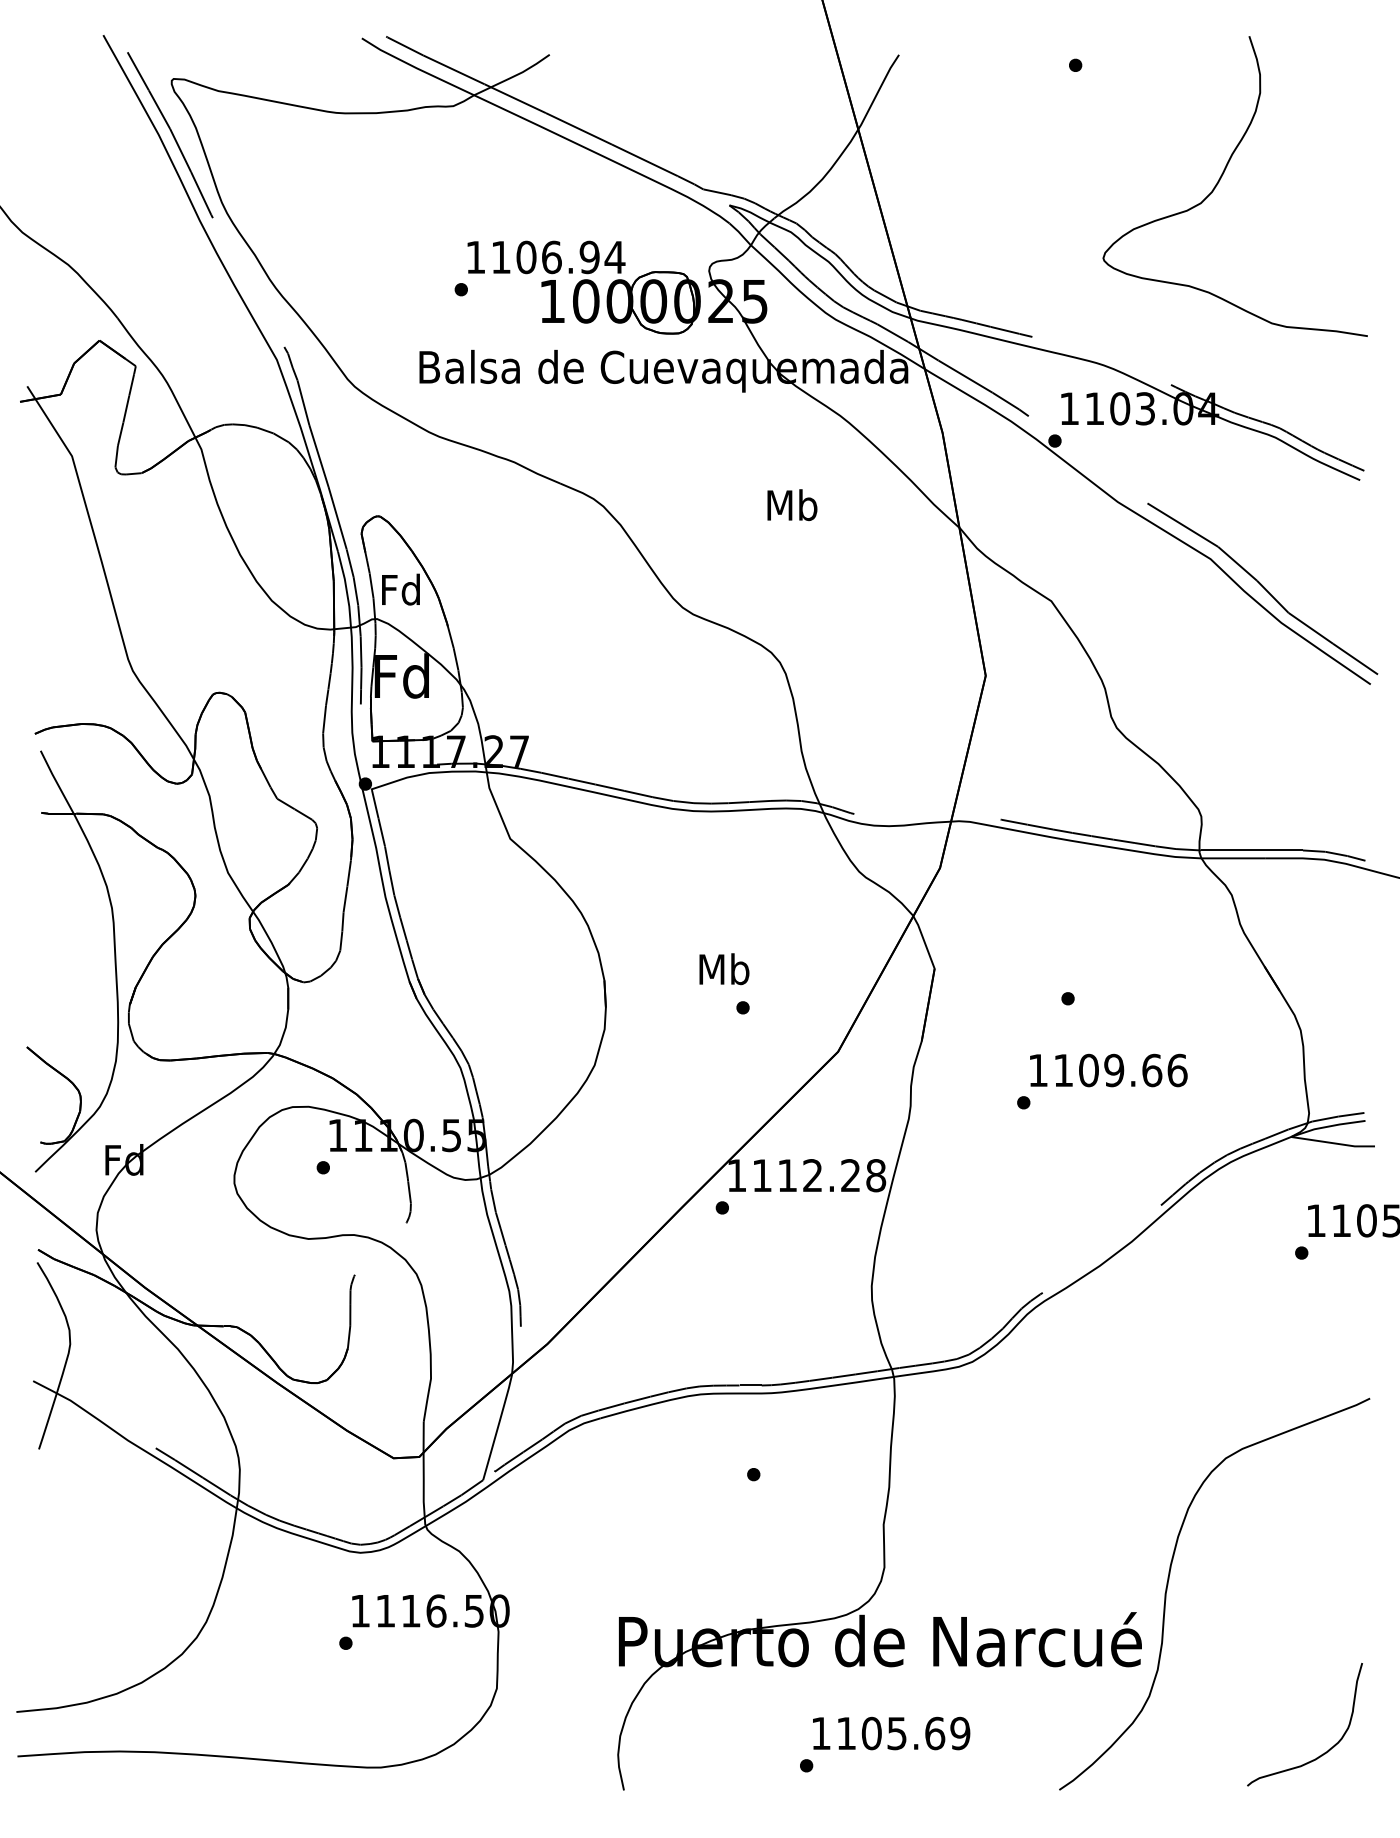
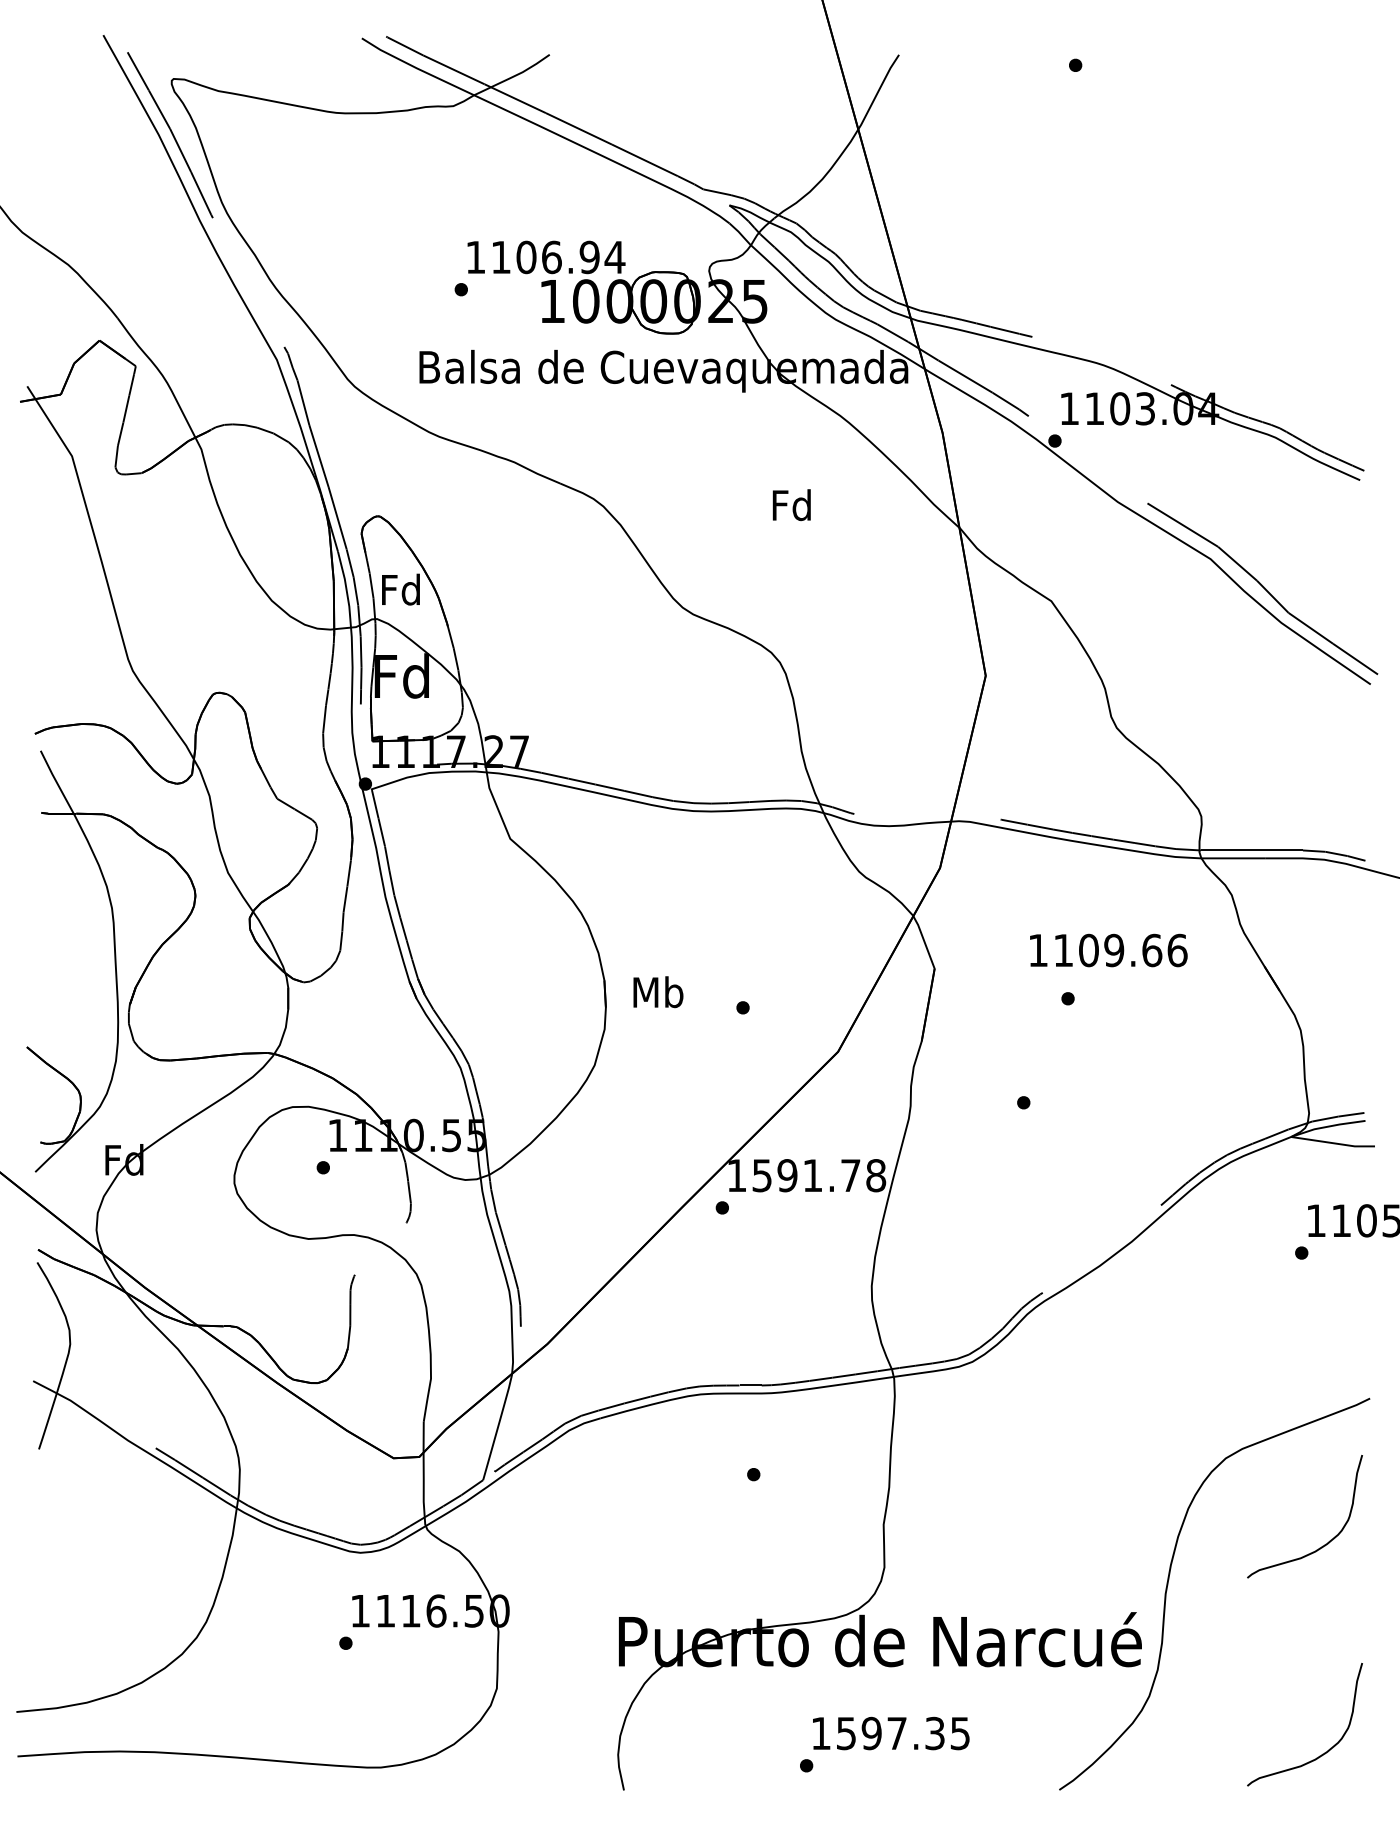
curve: present -> none (1220, 180)
text: Mb -> Fd (792, 505)
text position: (724, 969) -> (658, 992) (658, 992)
text position: (1108, 1070) -> (1108, 950) (1108, 950)
text: 1112.28 -> 1591.78 (806, 1175)
curve: none -> present (1322, 1545)
text: 1105.69 -> 1597.35 (903, 1733)
